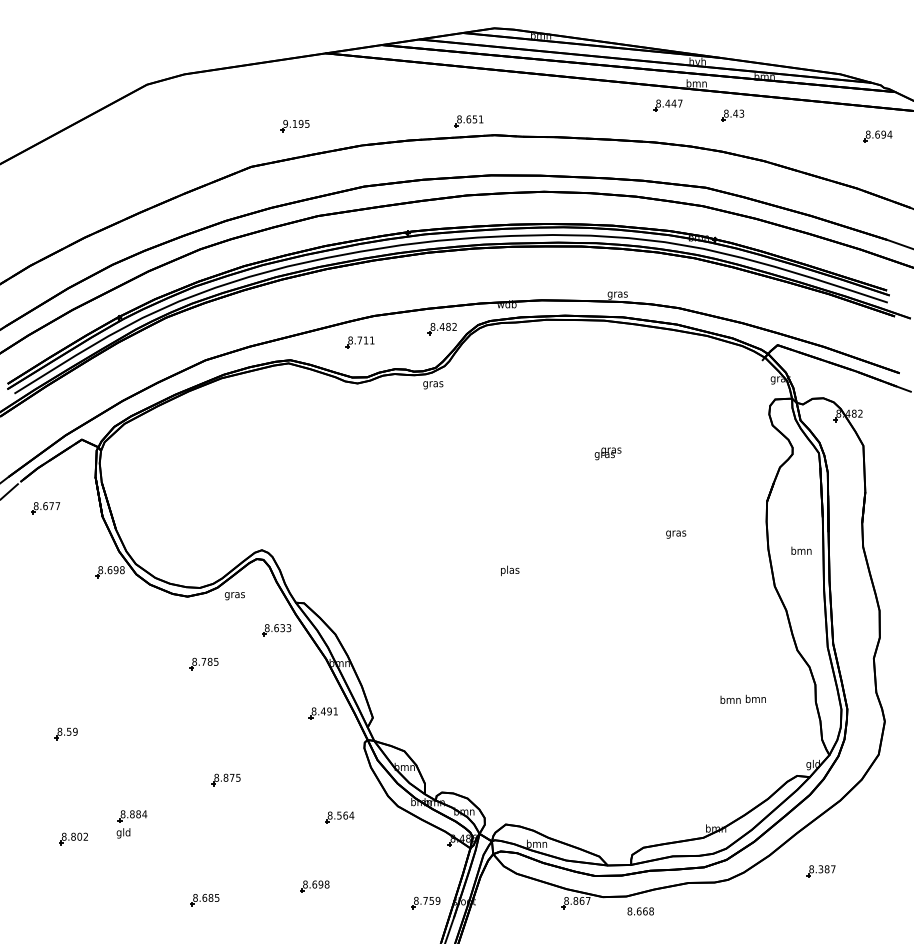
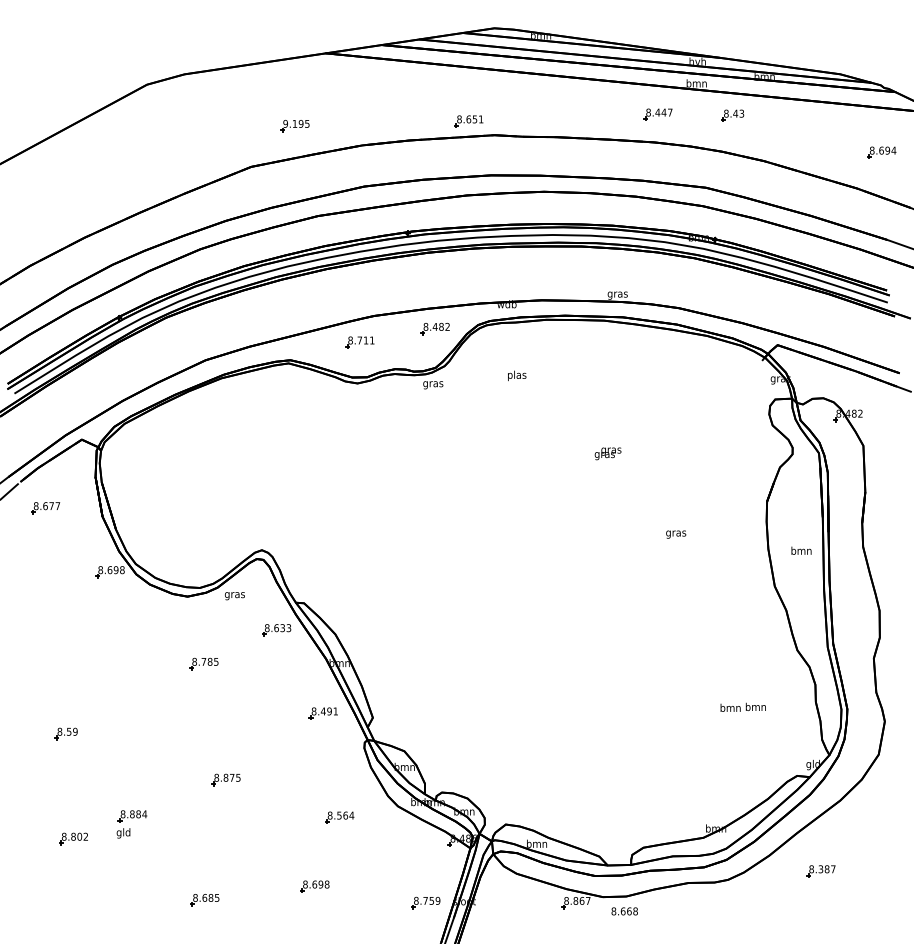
part position: (667, 105) -> (657, 114) (657, 114)
part position: (877, 136) -> (881, 152) (881, 152)
part position: (441, 329) -> (434, 329) (434, 329)
text position: (510, 570) -> (517, 375) (517, 375)
text position: (742, 698) -> (742, 706) (742, 706)
text position: (640, 911) -> (624, 911) (624, 911)
